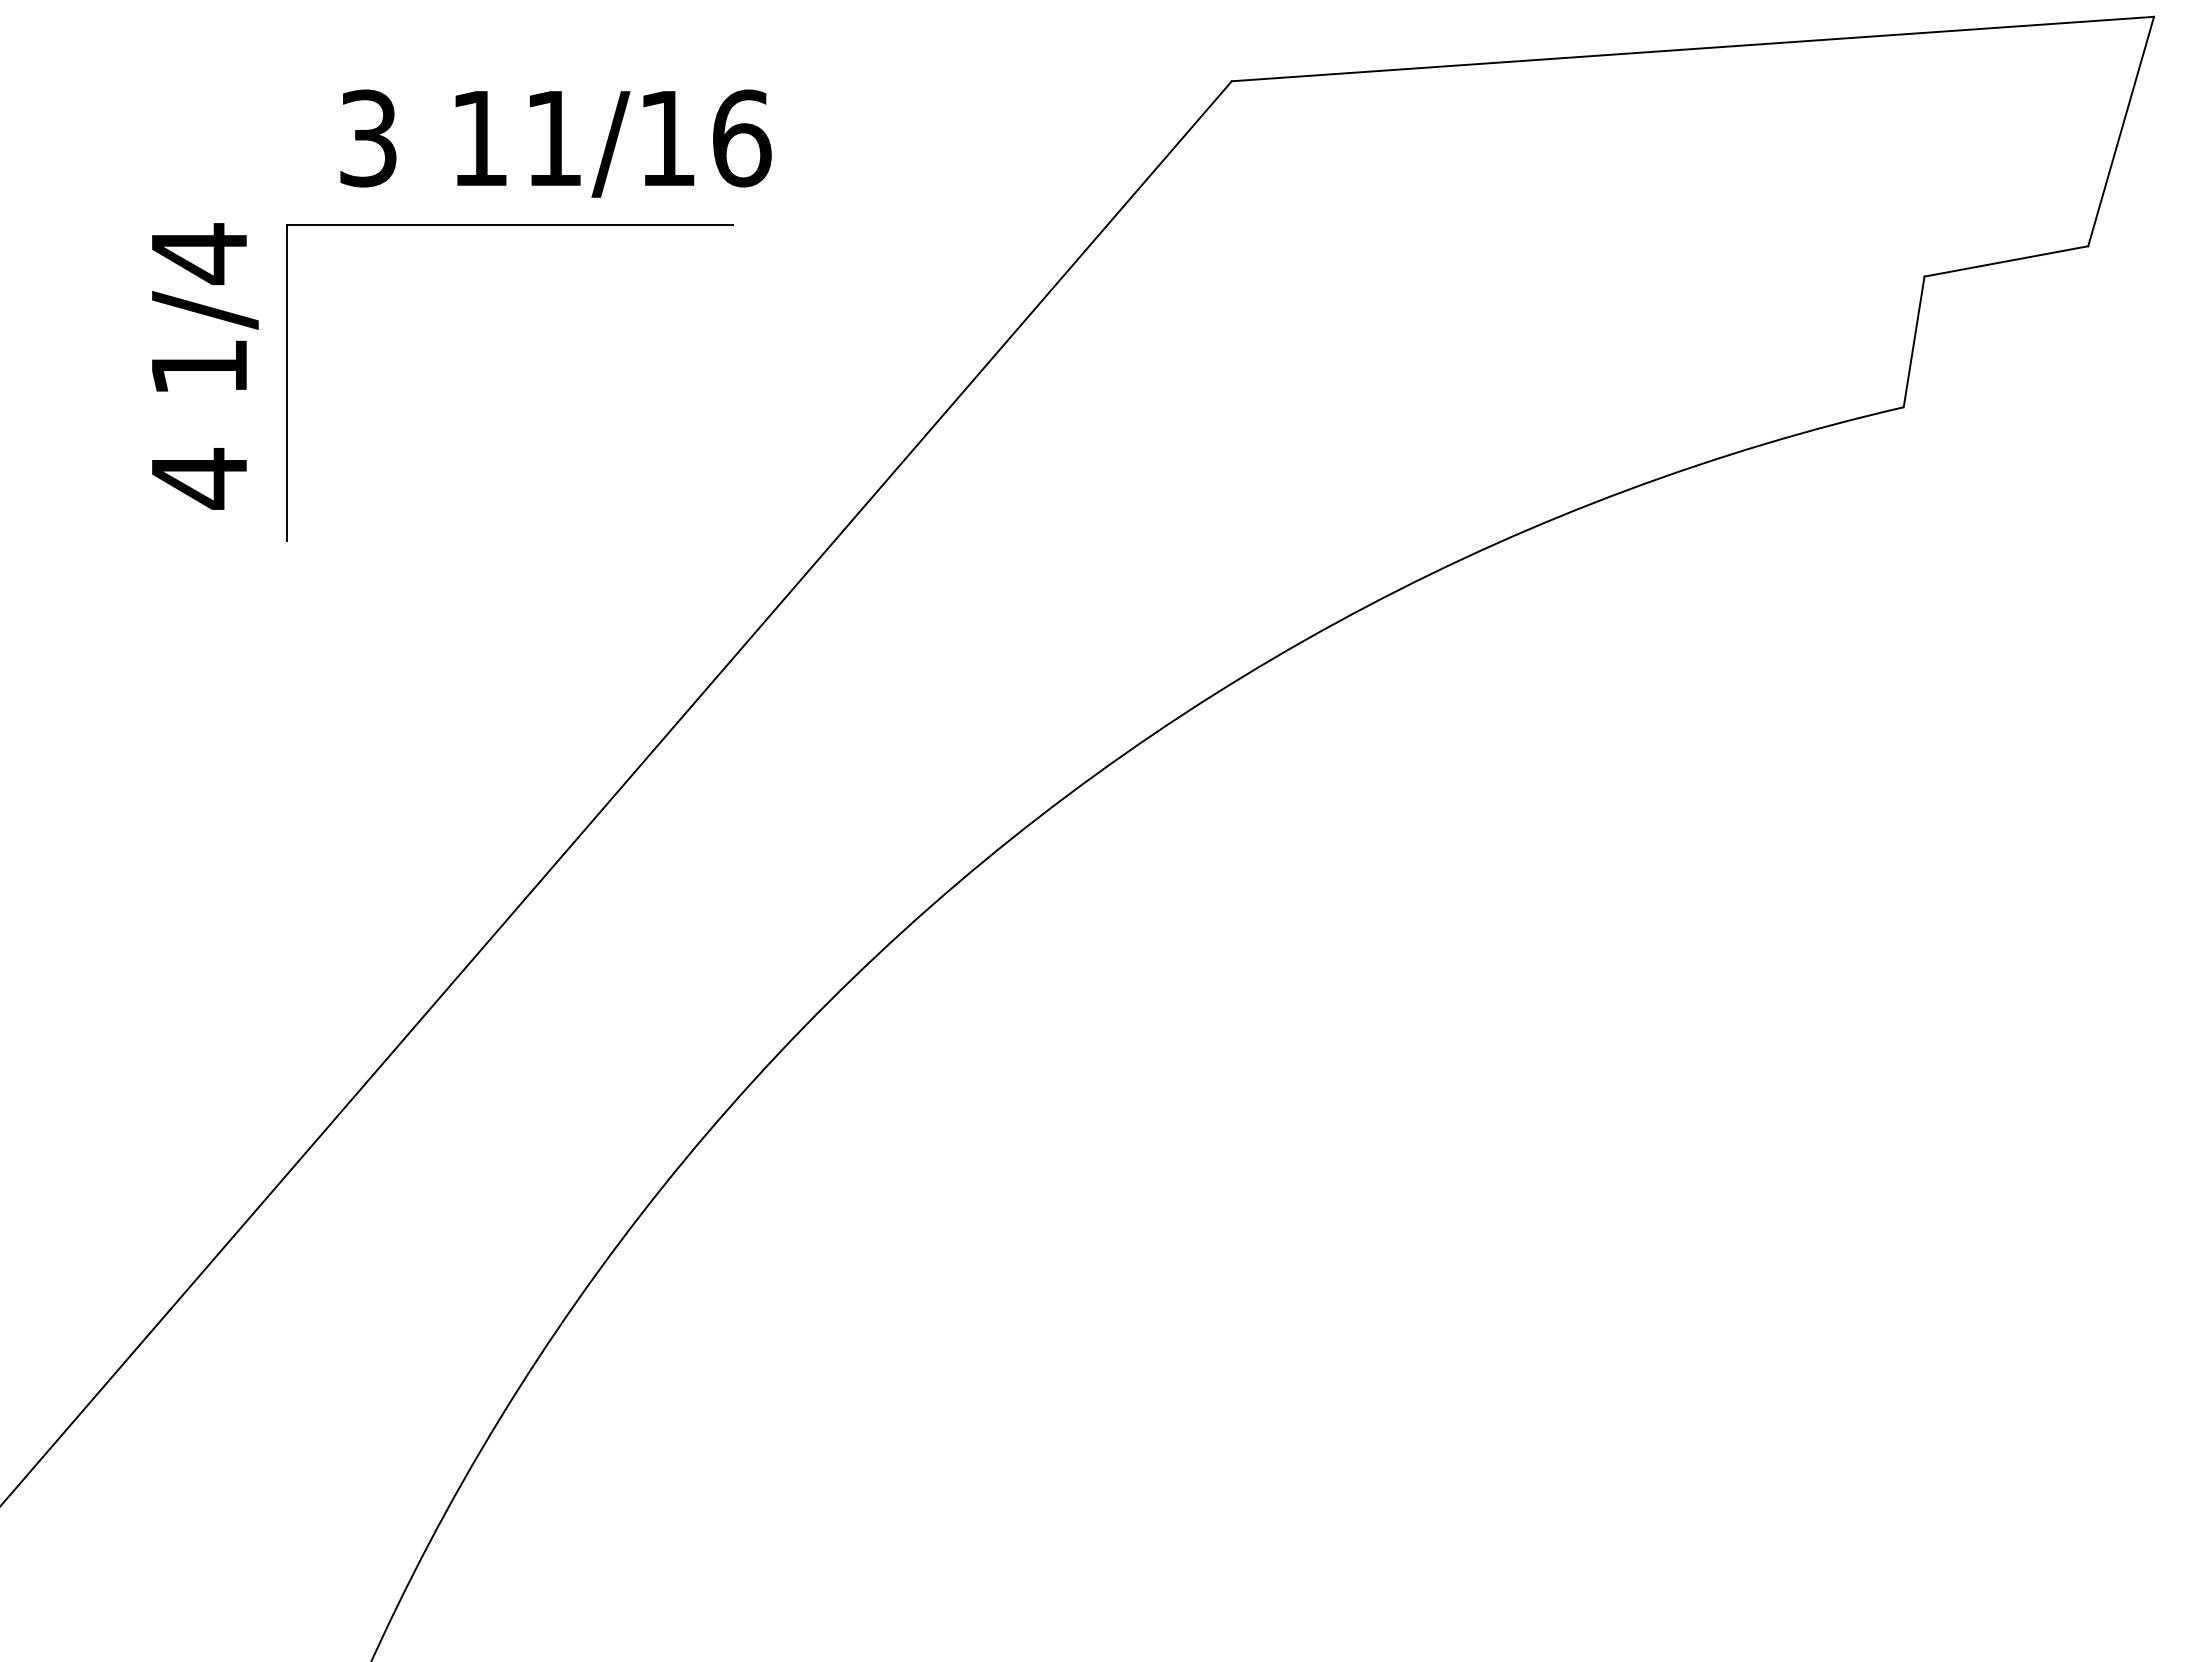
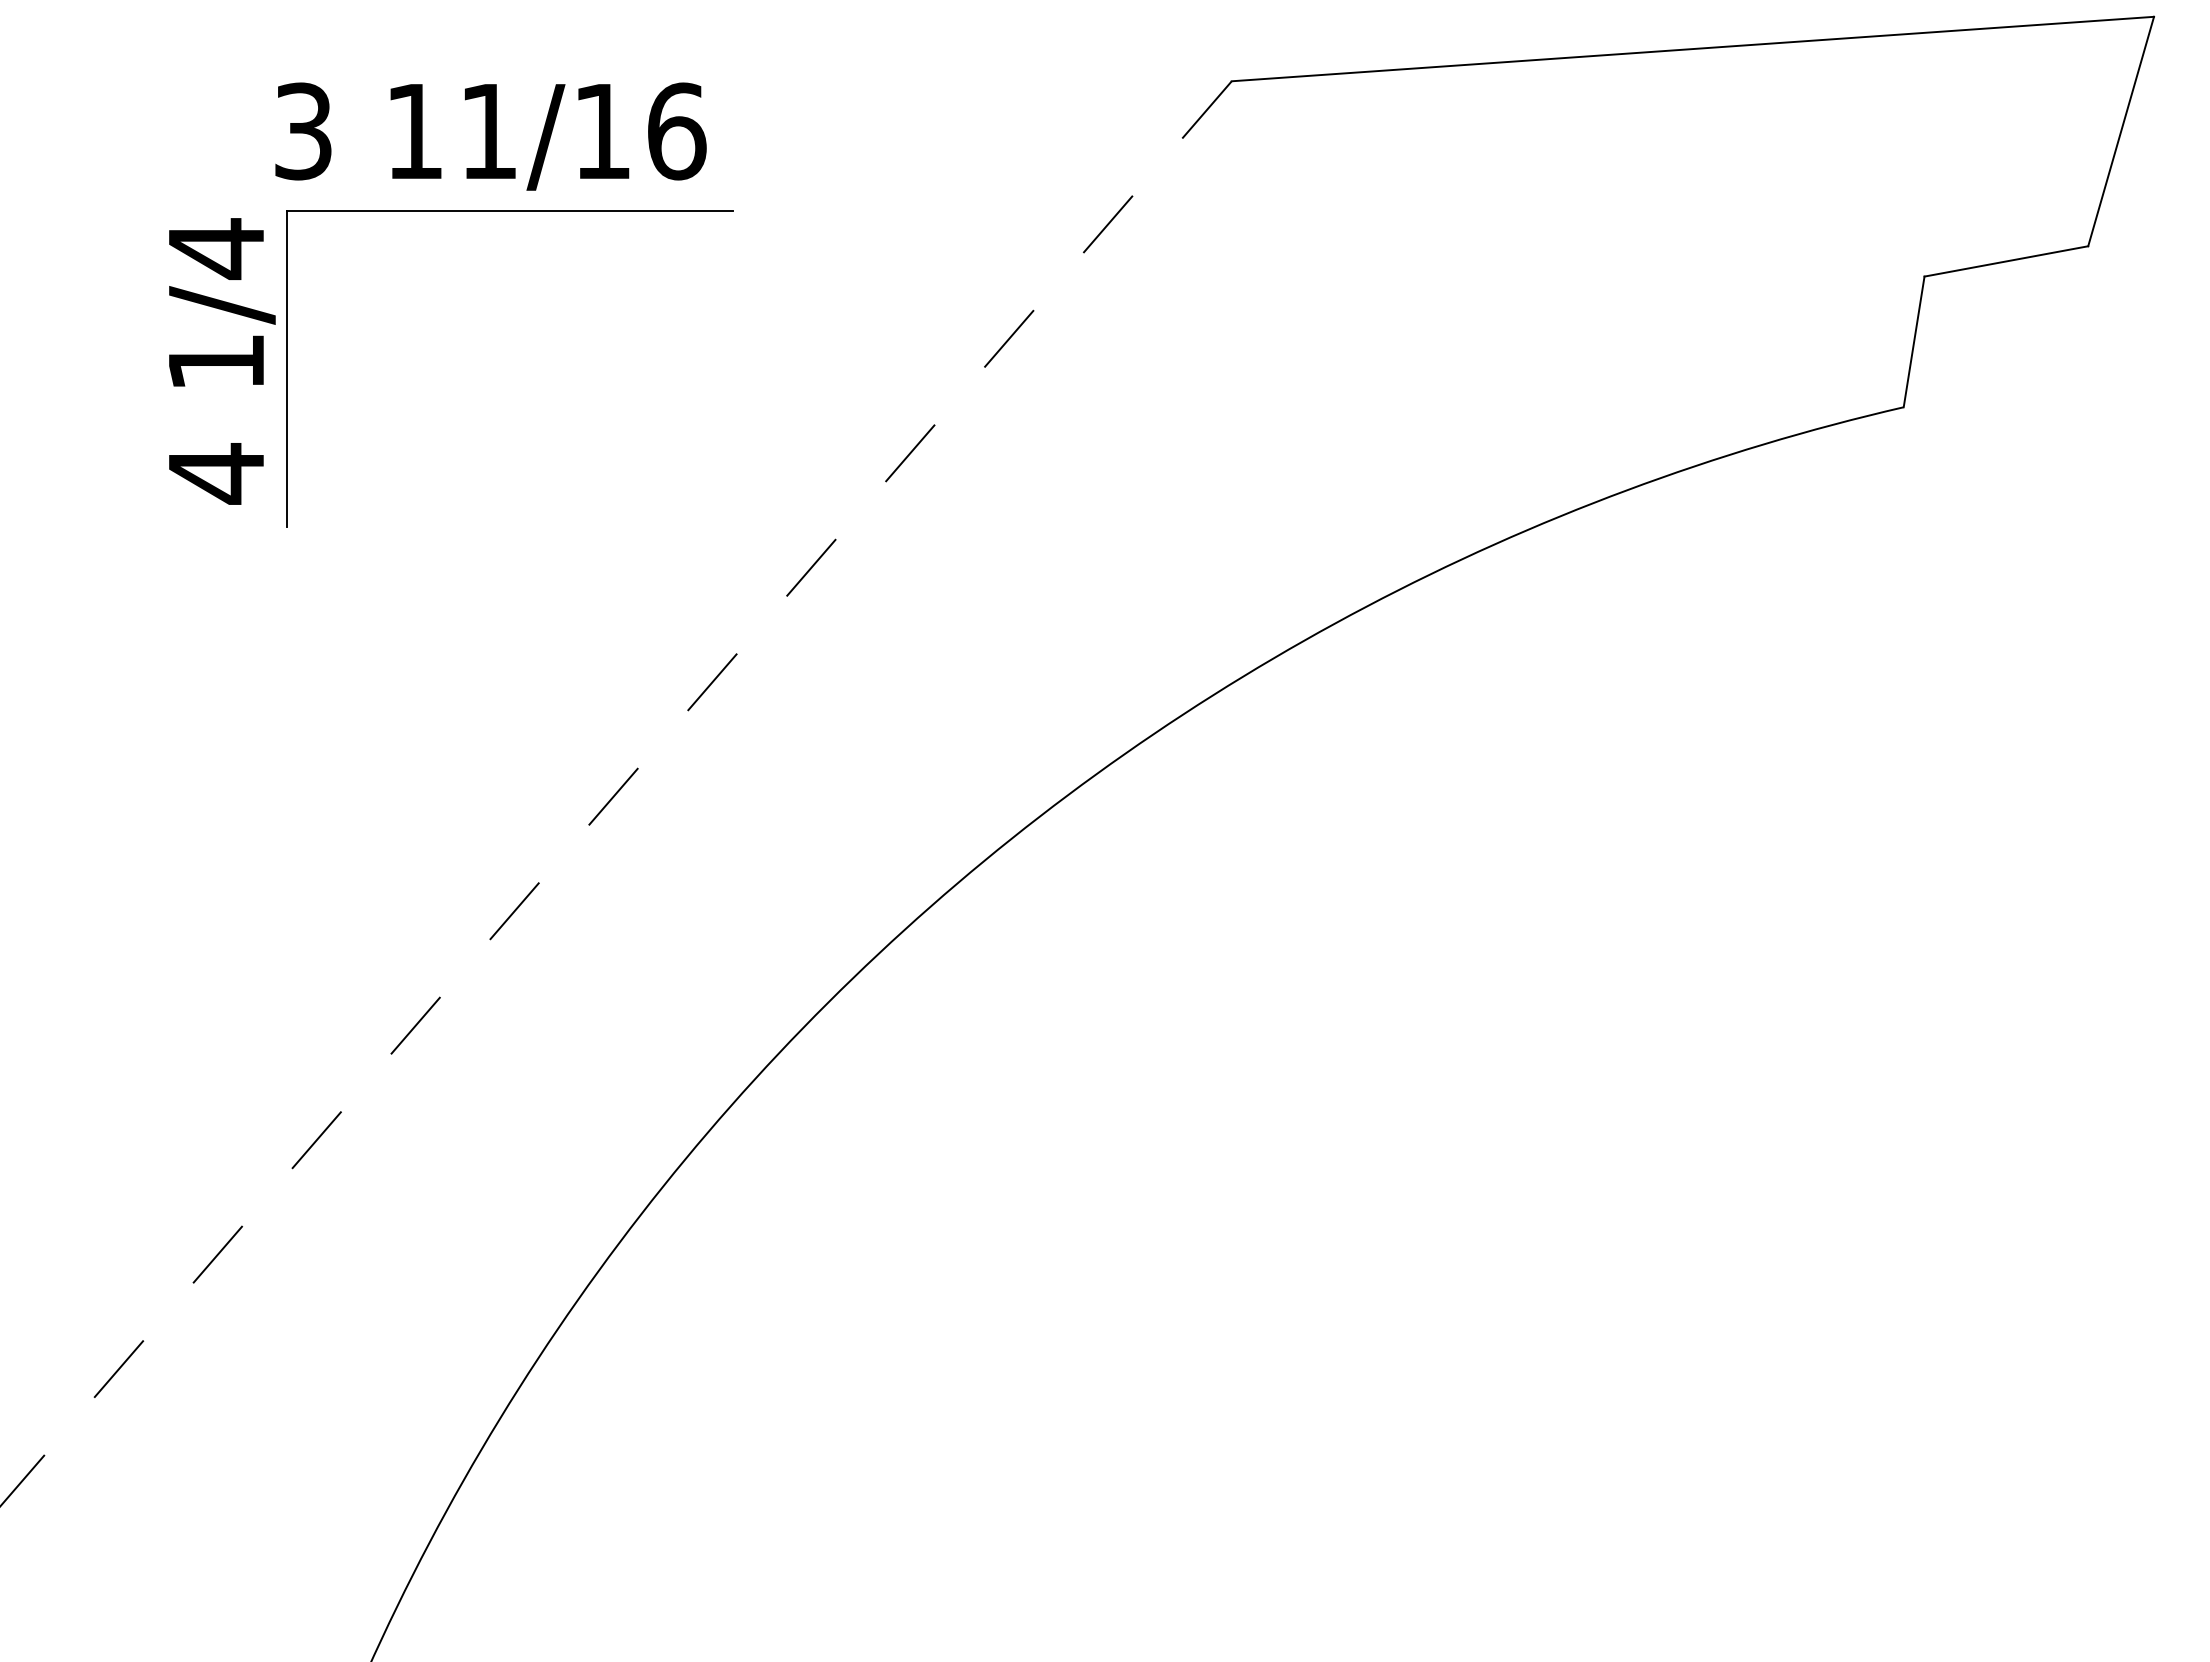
text position: (555, 143) -> (490, 136) (490, 136)
part position: (509, 225) -> (509, 211) (509, 211)
text position: (205, 366) -> (222, 361) (222, 361)
line: solid -> dashed (615, 793)
